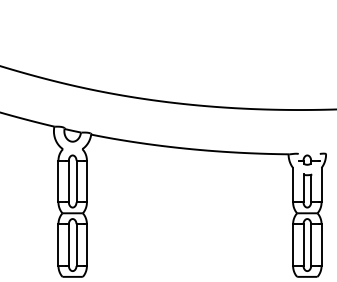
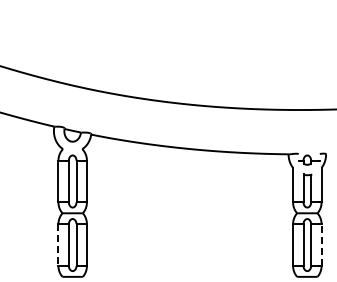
line: solid -> dashed (58, 245)
line: solid -> dashed (321, 245)
